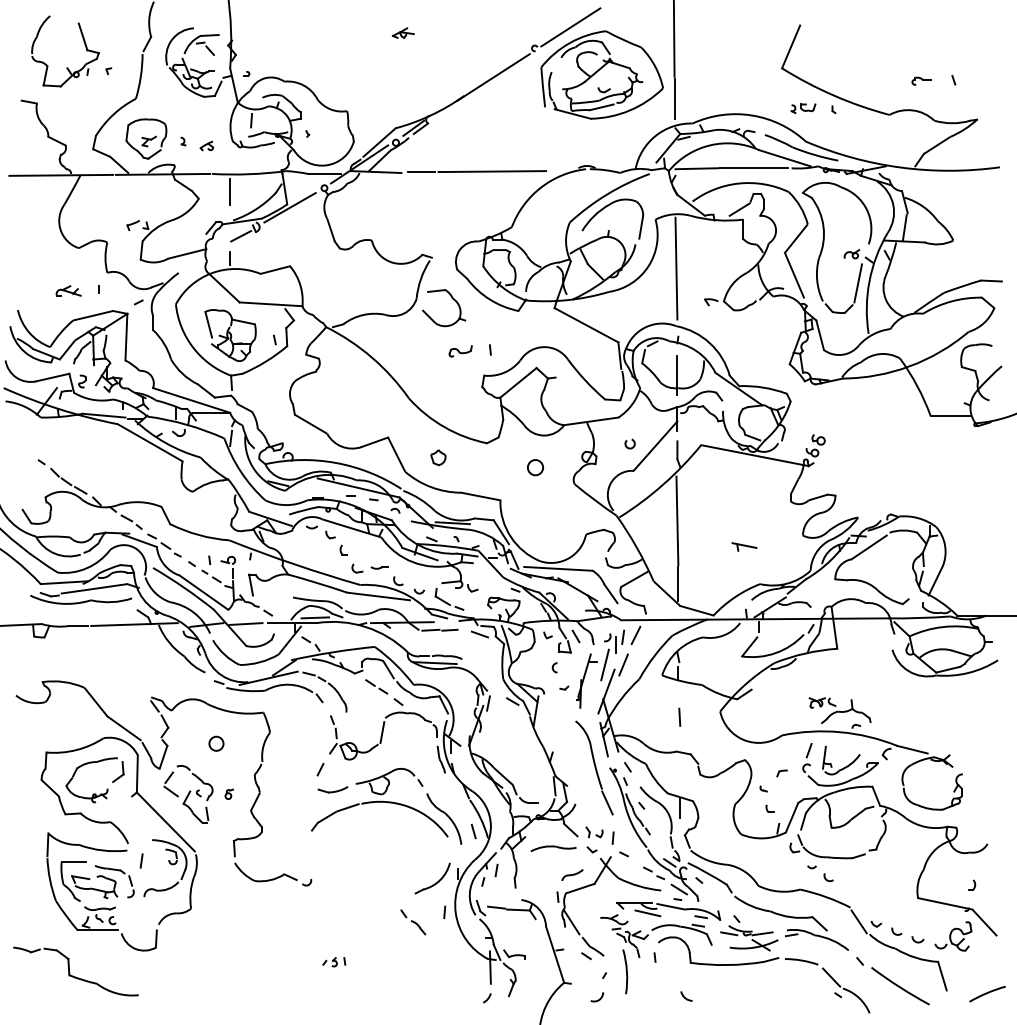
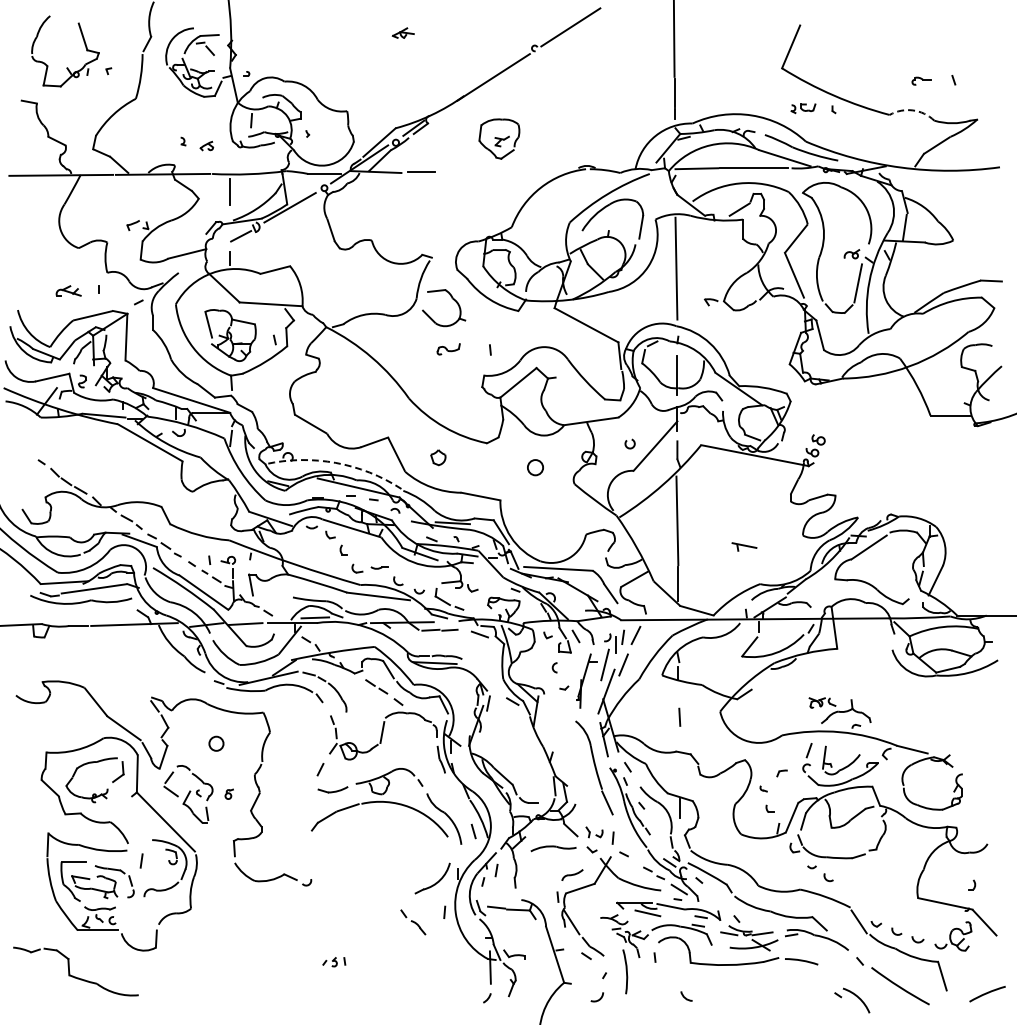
part: present -> none (601, 74)
arc: solid -> dashed (912, 110)
part position: (146, 138) -> (499, 138) (499, 138)
line: present -> none (492, 171)
part position: (460, 351) -> (448, 349) (448, 349)
arc: solid -> dashed (335, 462)
line: present -> none (831, 977)
